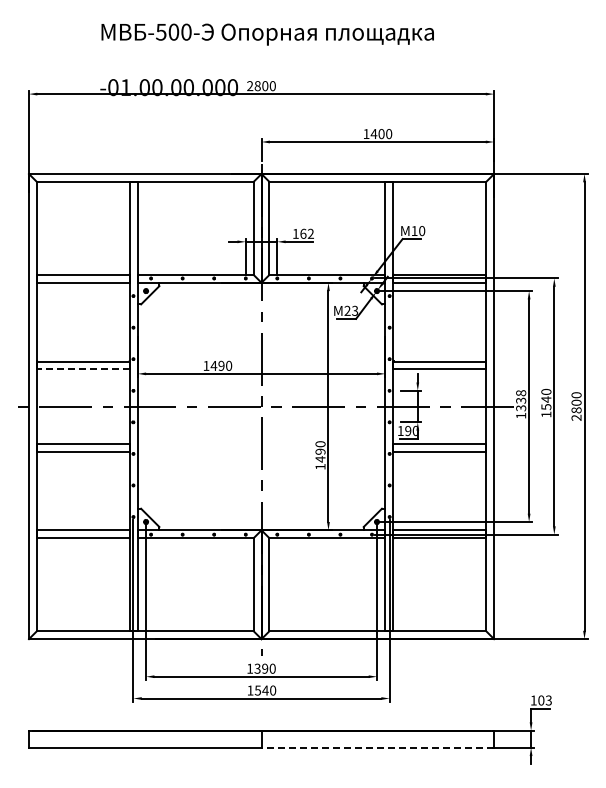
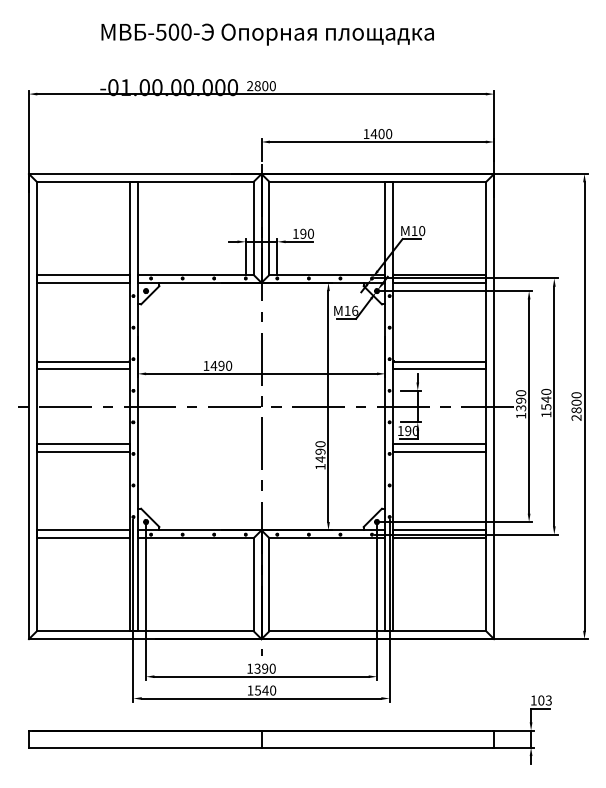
text: 162 -> 190 (306, 233)
text: 23 -> 16 (351, 310)
line: dashed -> solid (83, 369)
text: 1338 -> 1390 (521, 396)
line: dashed -> solid (377, 747)
